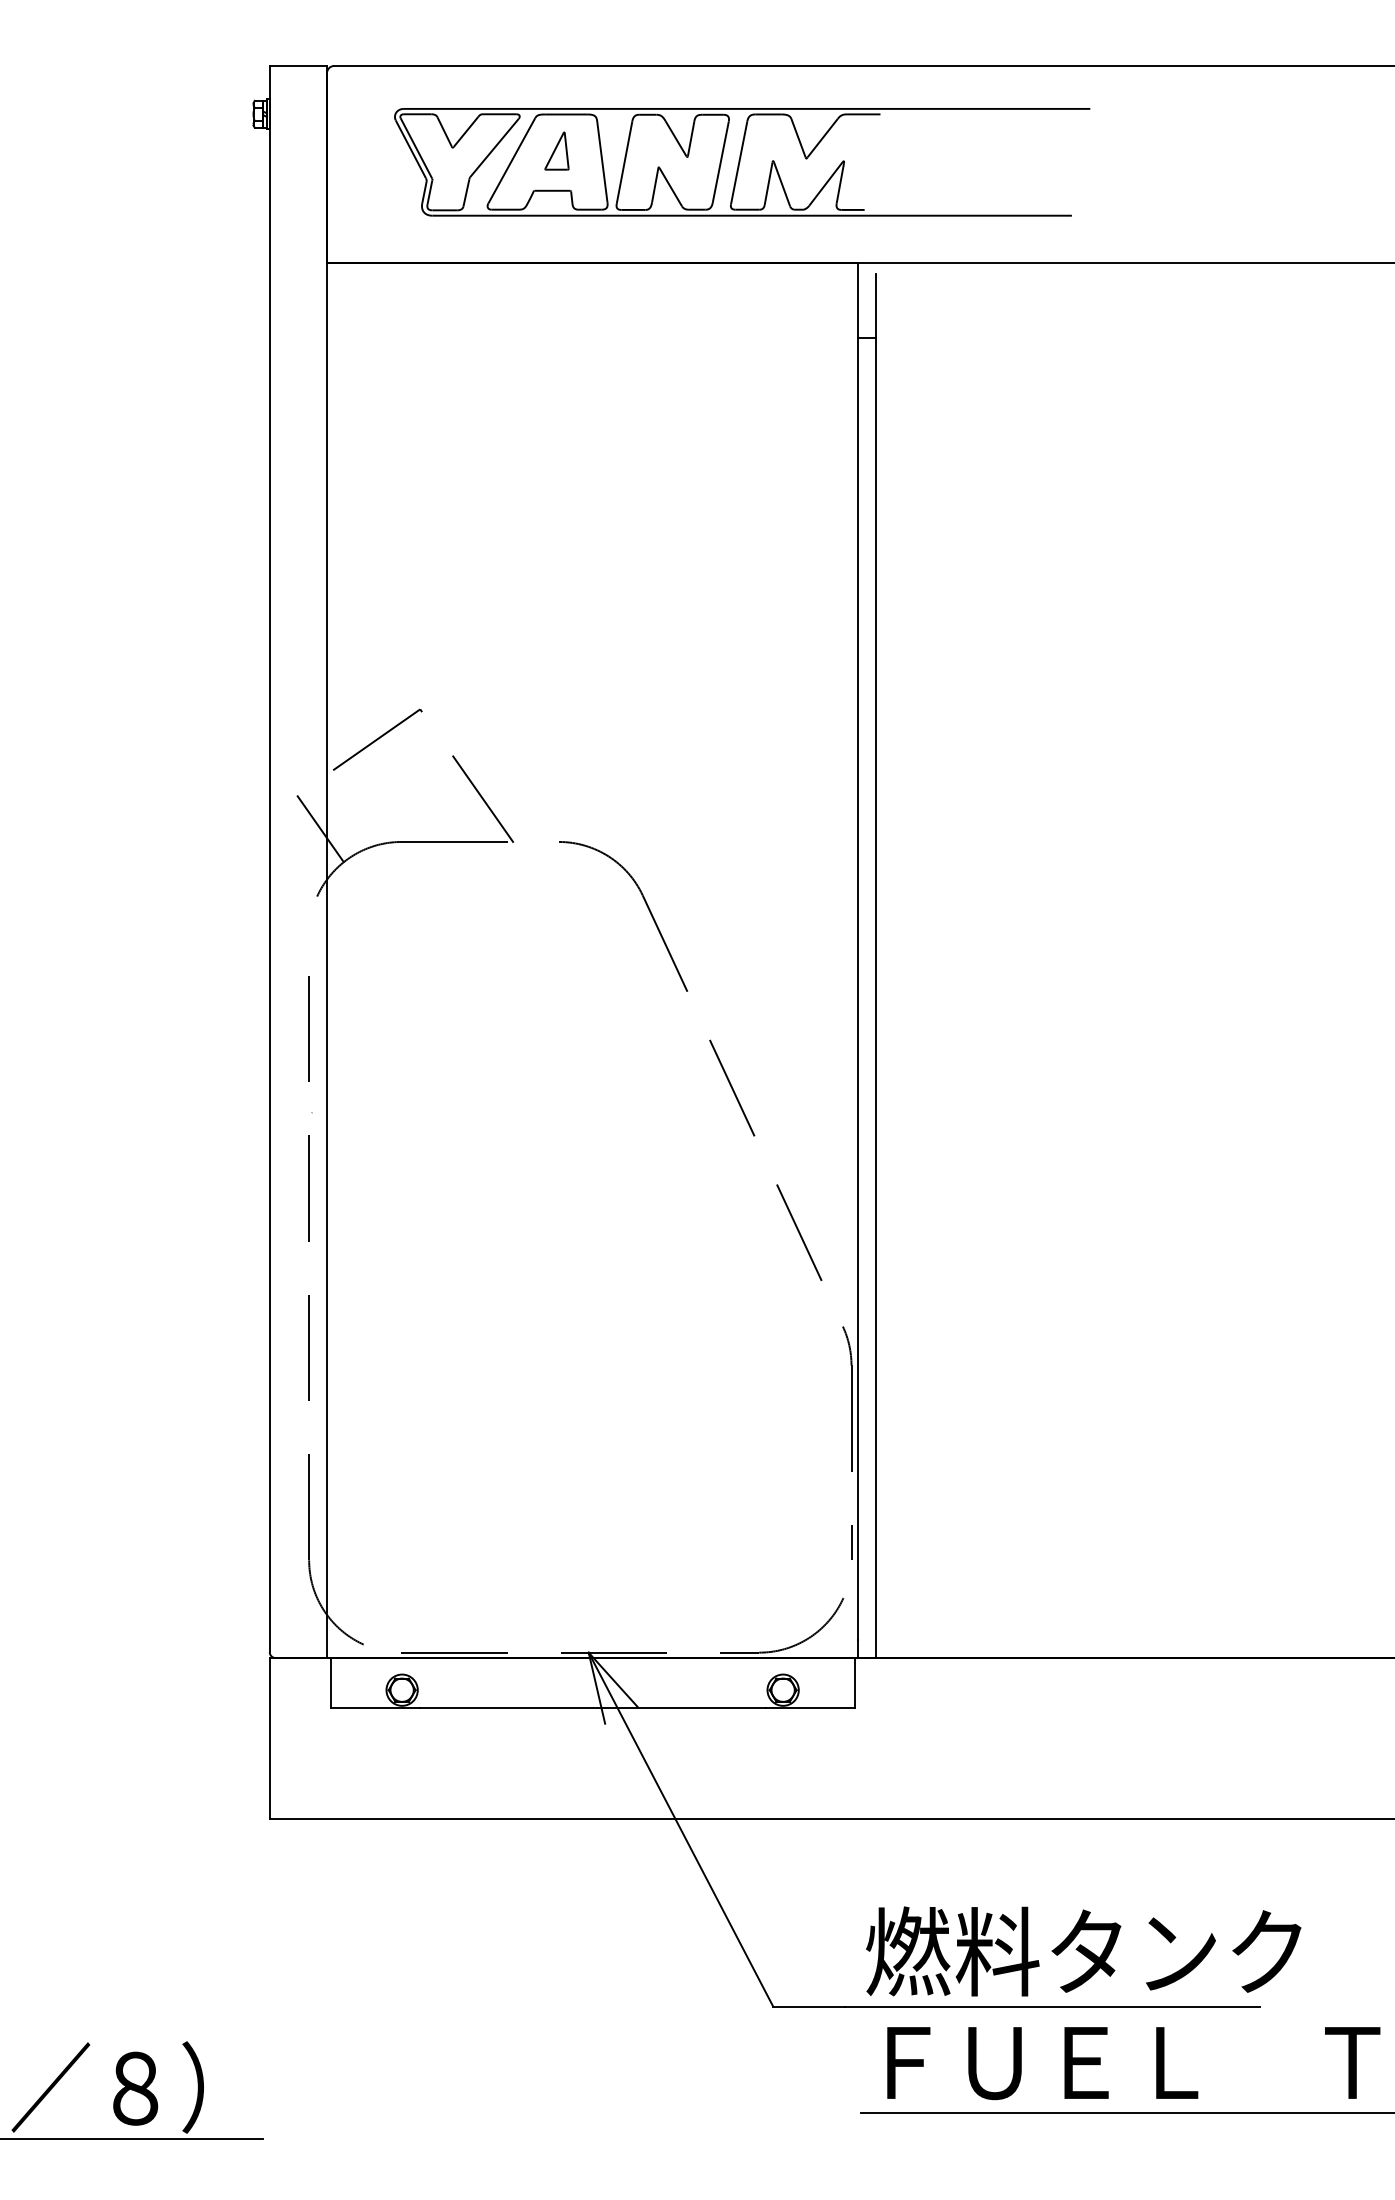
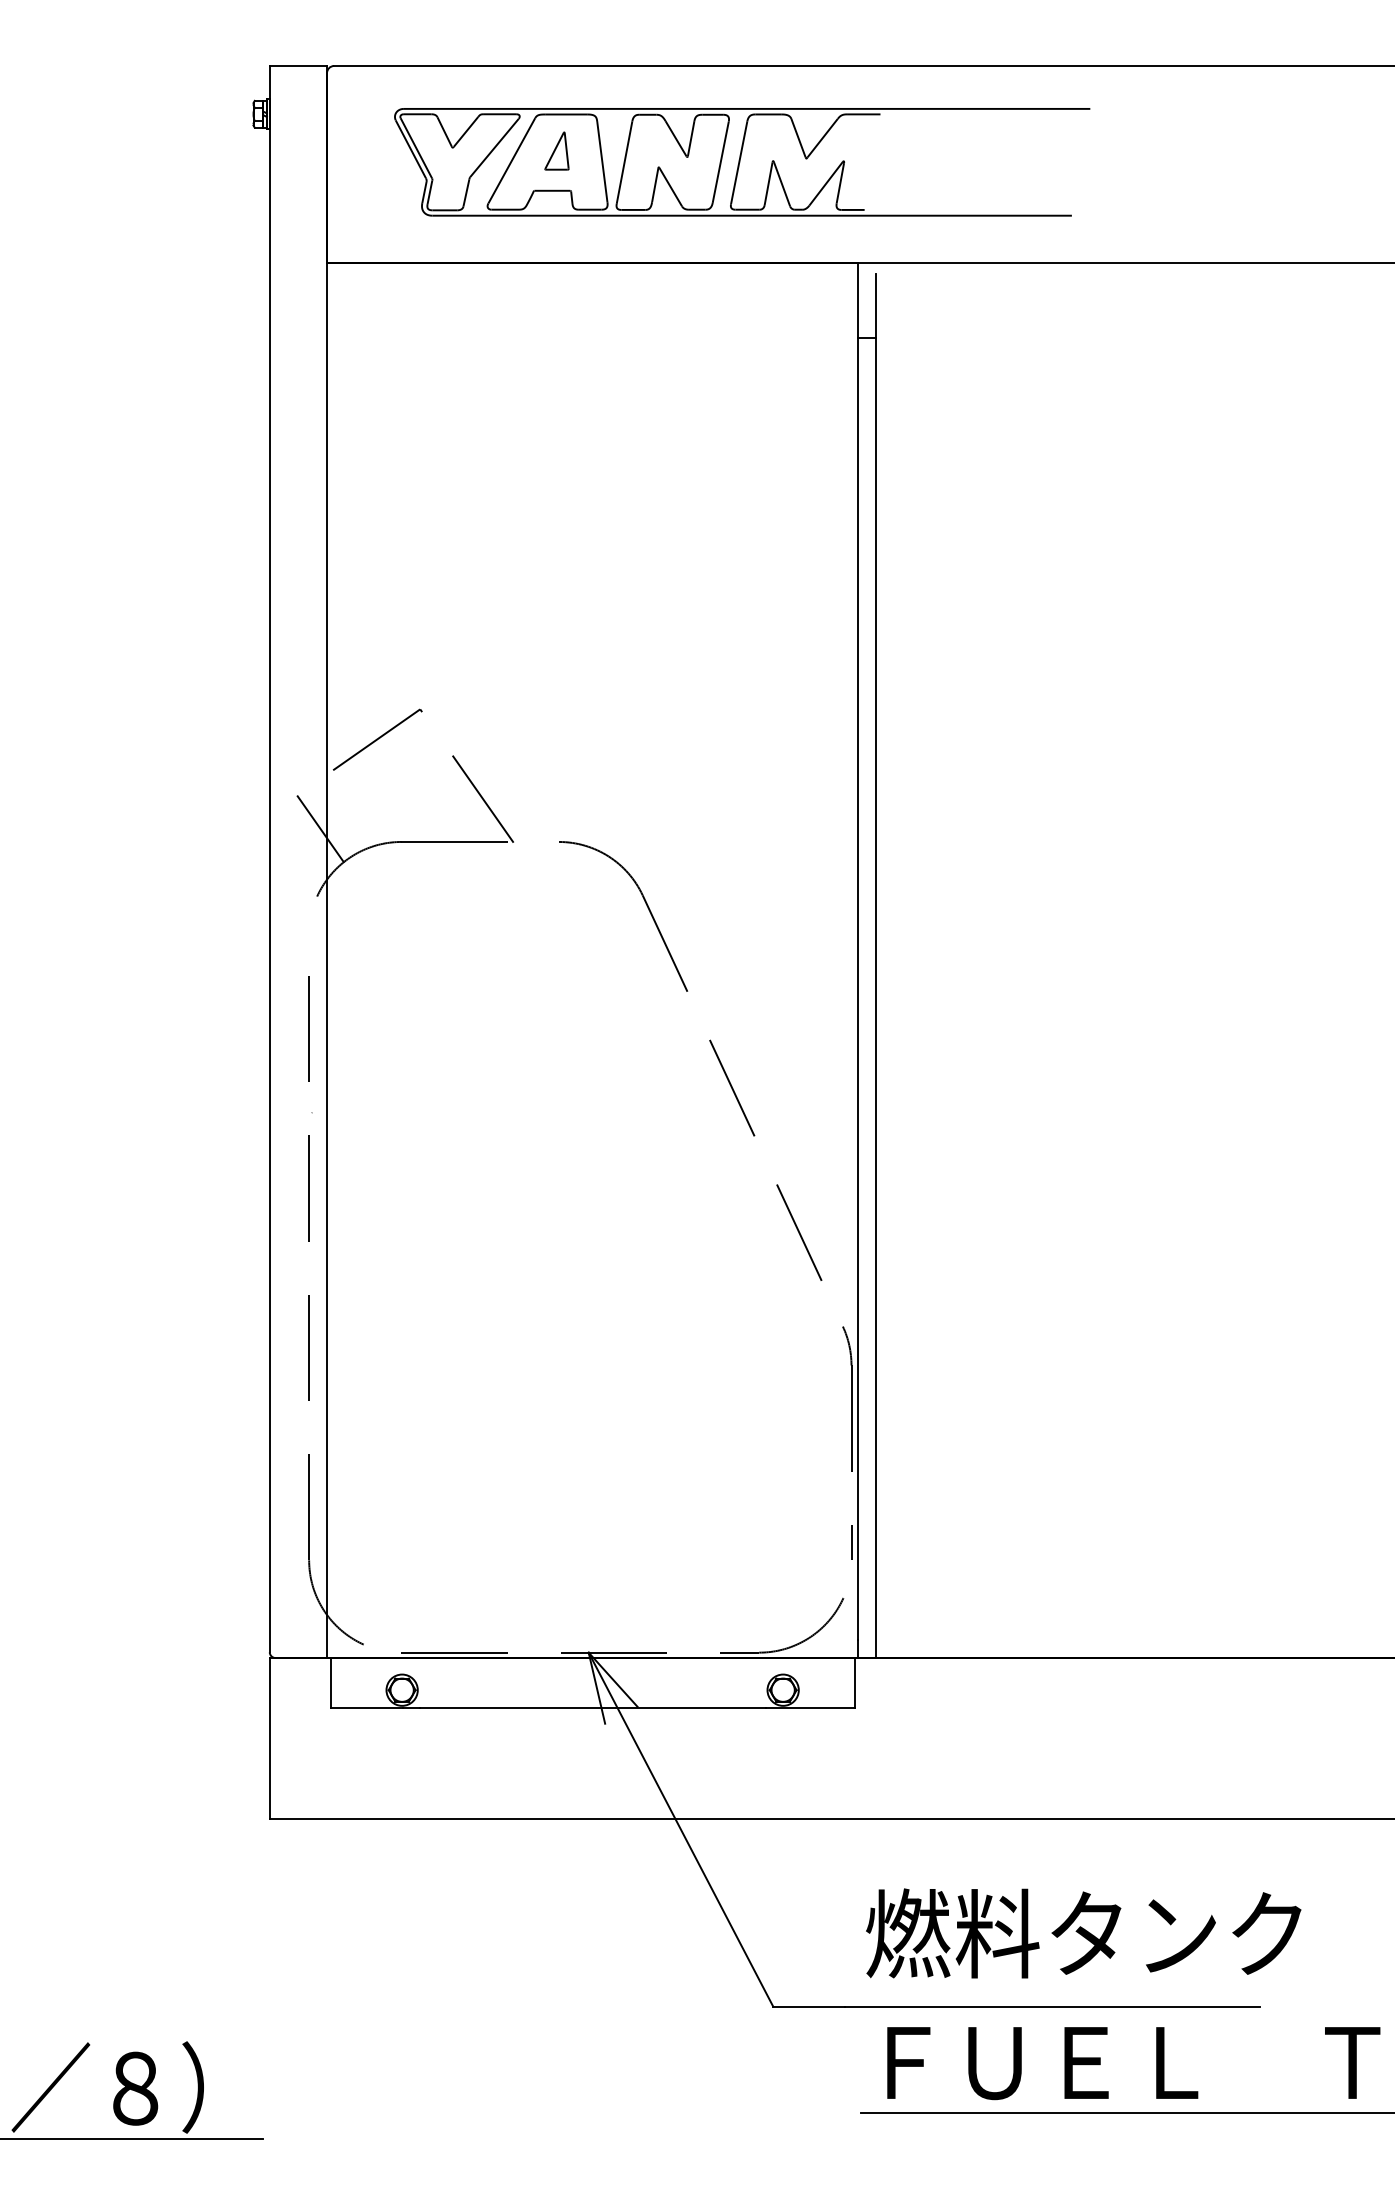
text position: (1083, 1951) -> (1083, 1933) (1083, 1933)
